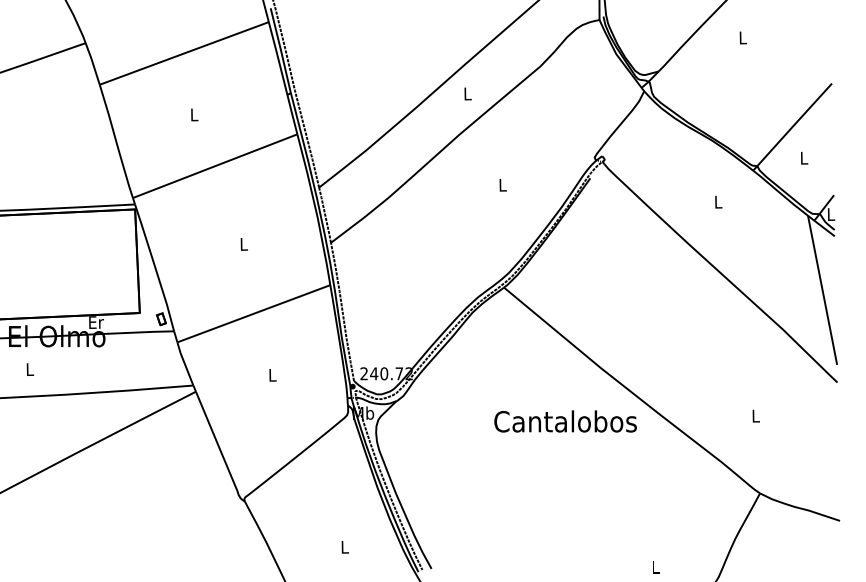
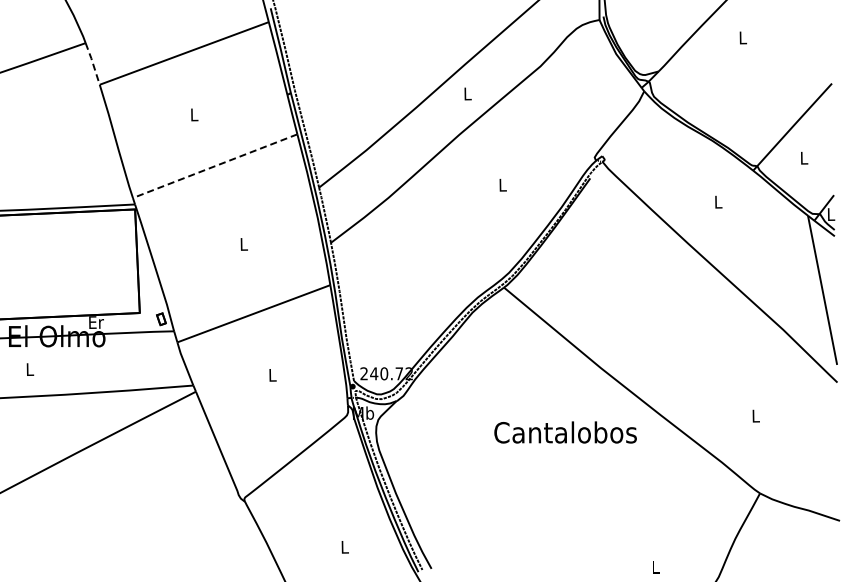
line: solid -> dashed (92, 63)
line: solid -> dashed (215, 166)
text position: (565, 421) -> (565, 432) (565, 432)
